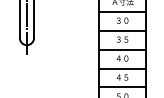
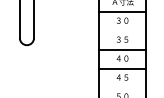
line: present -> none (26, 28)
line: present -> none (122, 30)
line: present -> none (122, 87)
